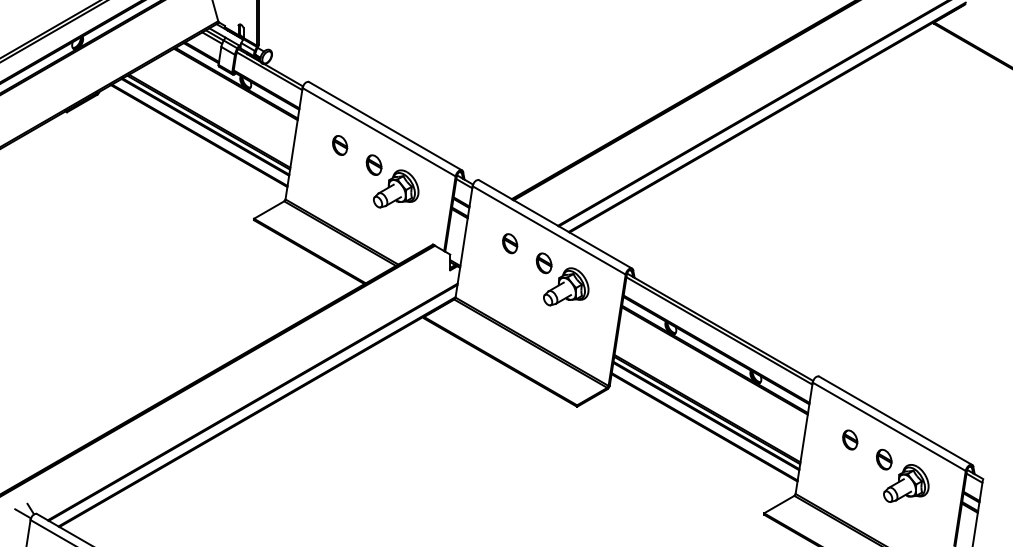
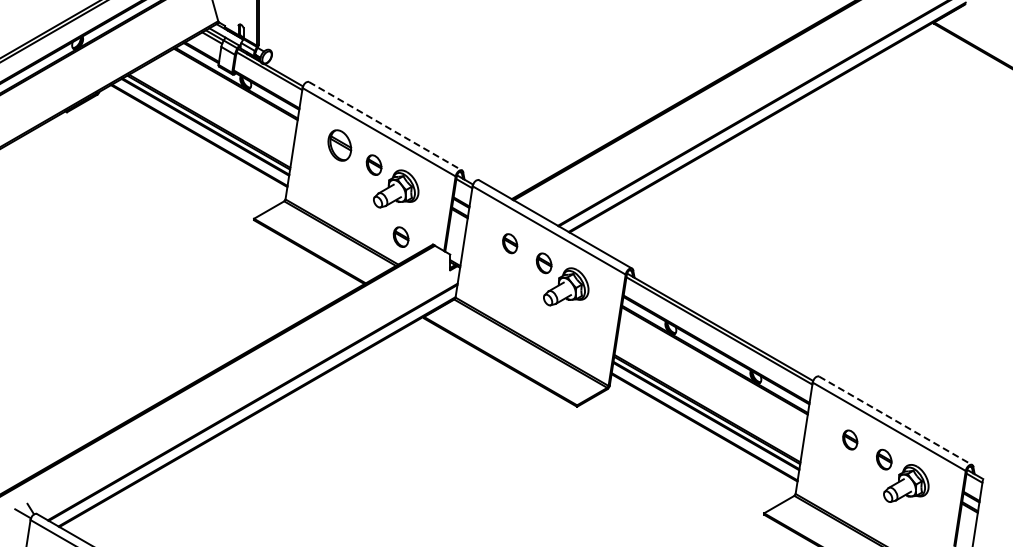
line: solid -> dashed (386, 126)
part size: 17x21 px -> 26x33 px (339, 145)
part: none -> present (400, 236)
line: solid -> dashed (896, 421)
